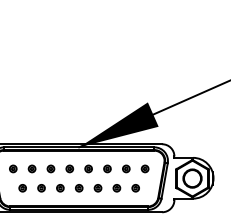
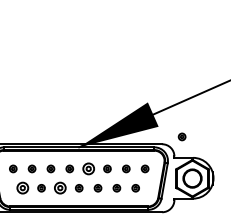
part: none -> present (181, 136)
part size: 9x10 px -> 13x14 px (88, 168)
part size: 9x9 px -> 14x14 px (22, 187)
part size: 9x9 px -> 13x14 px (60, 187)
